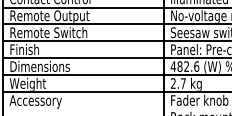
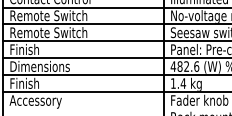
text: Remote Output -> Remote Switch (71, 16)
text: Weight -> Finish (27, 83)
text: 2.7 -> 1.4 (178, 83)
